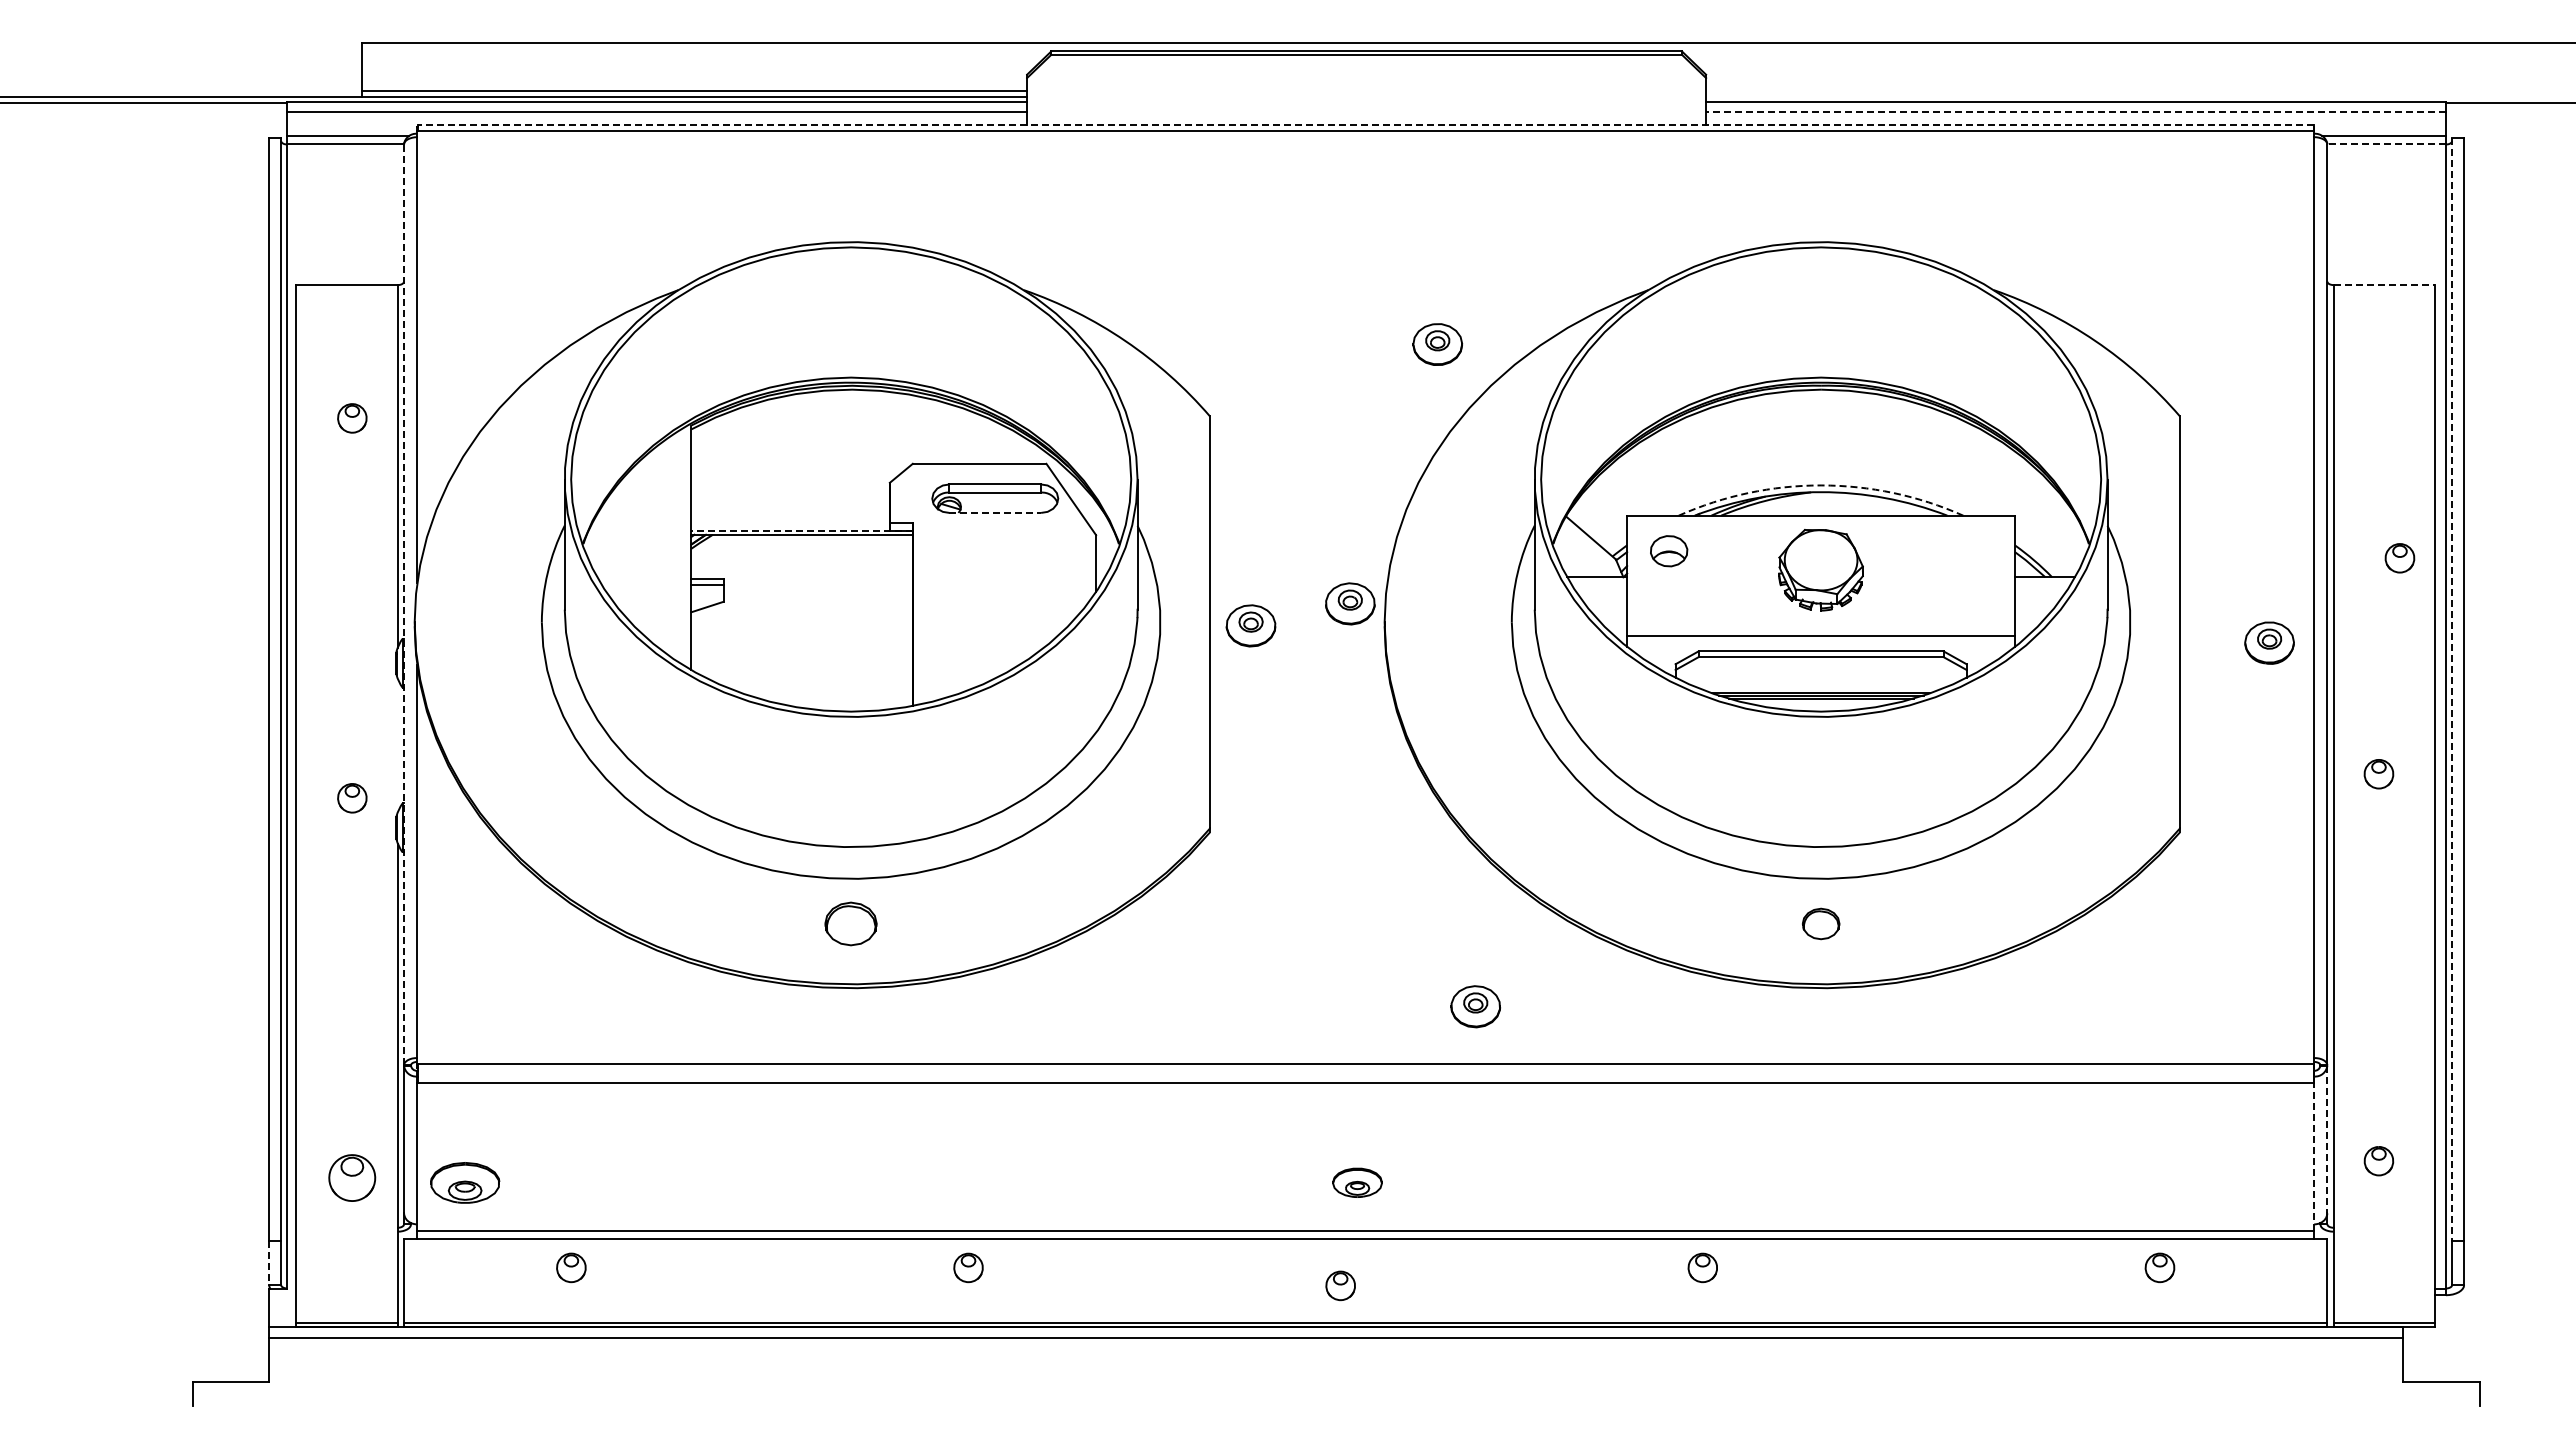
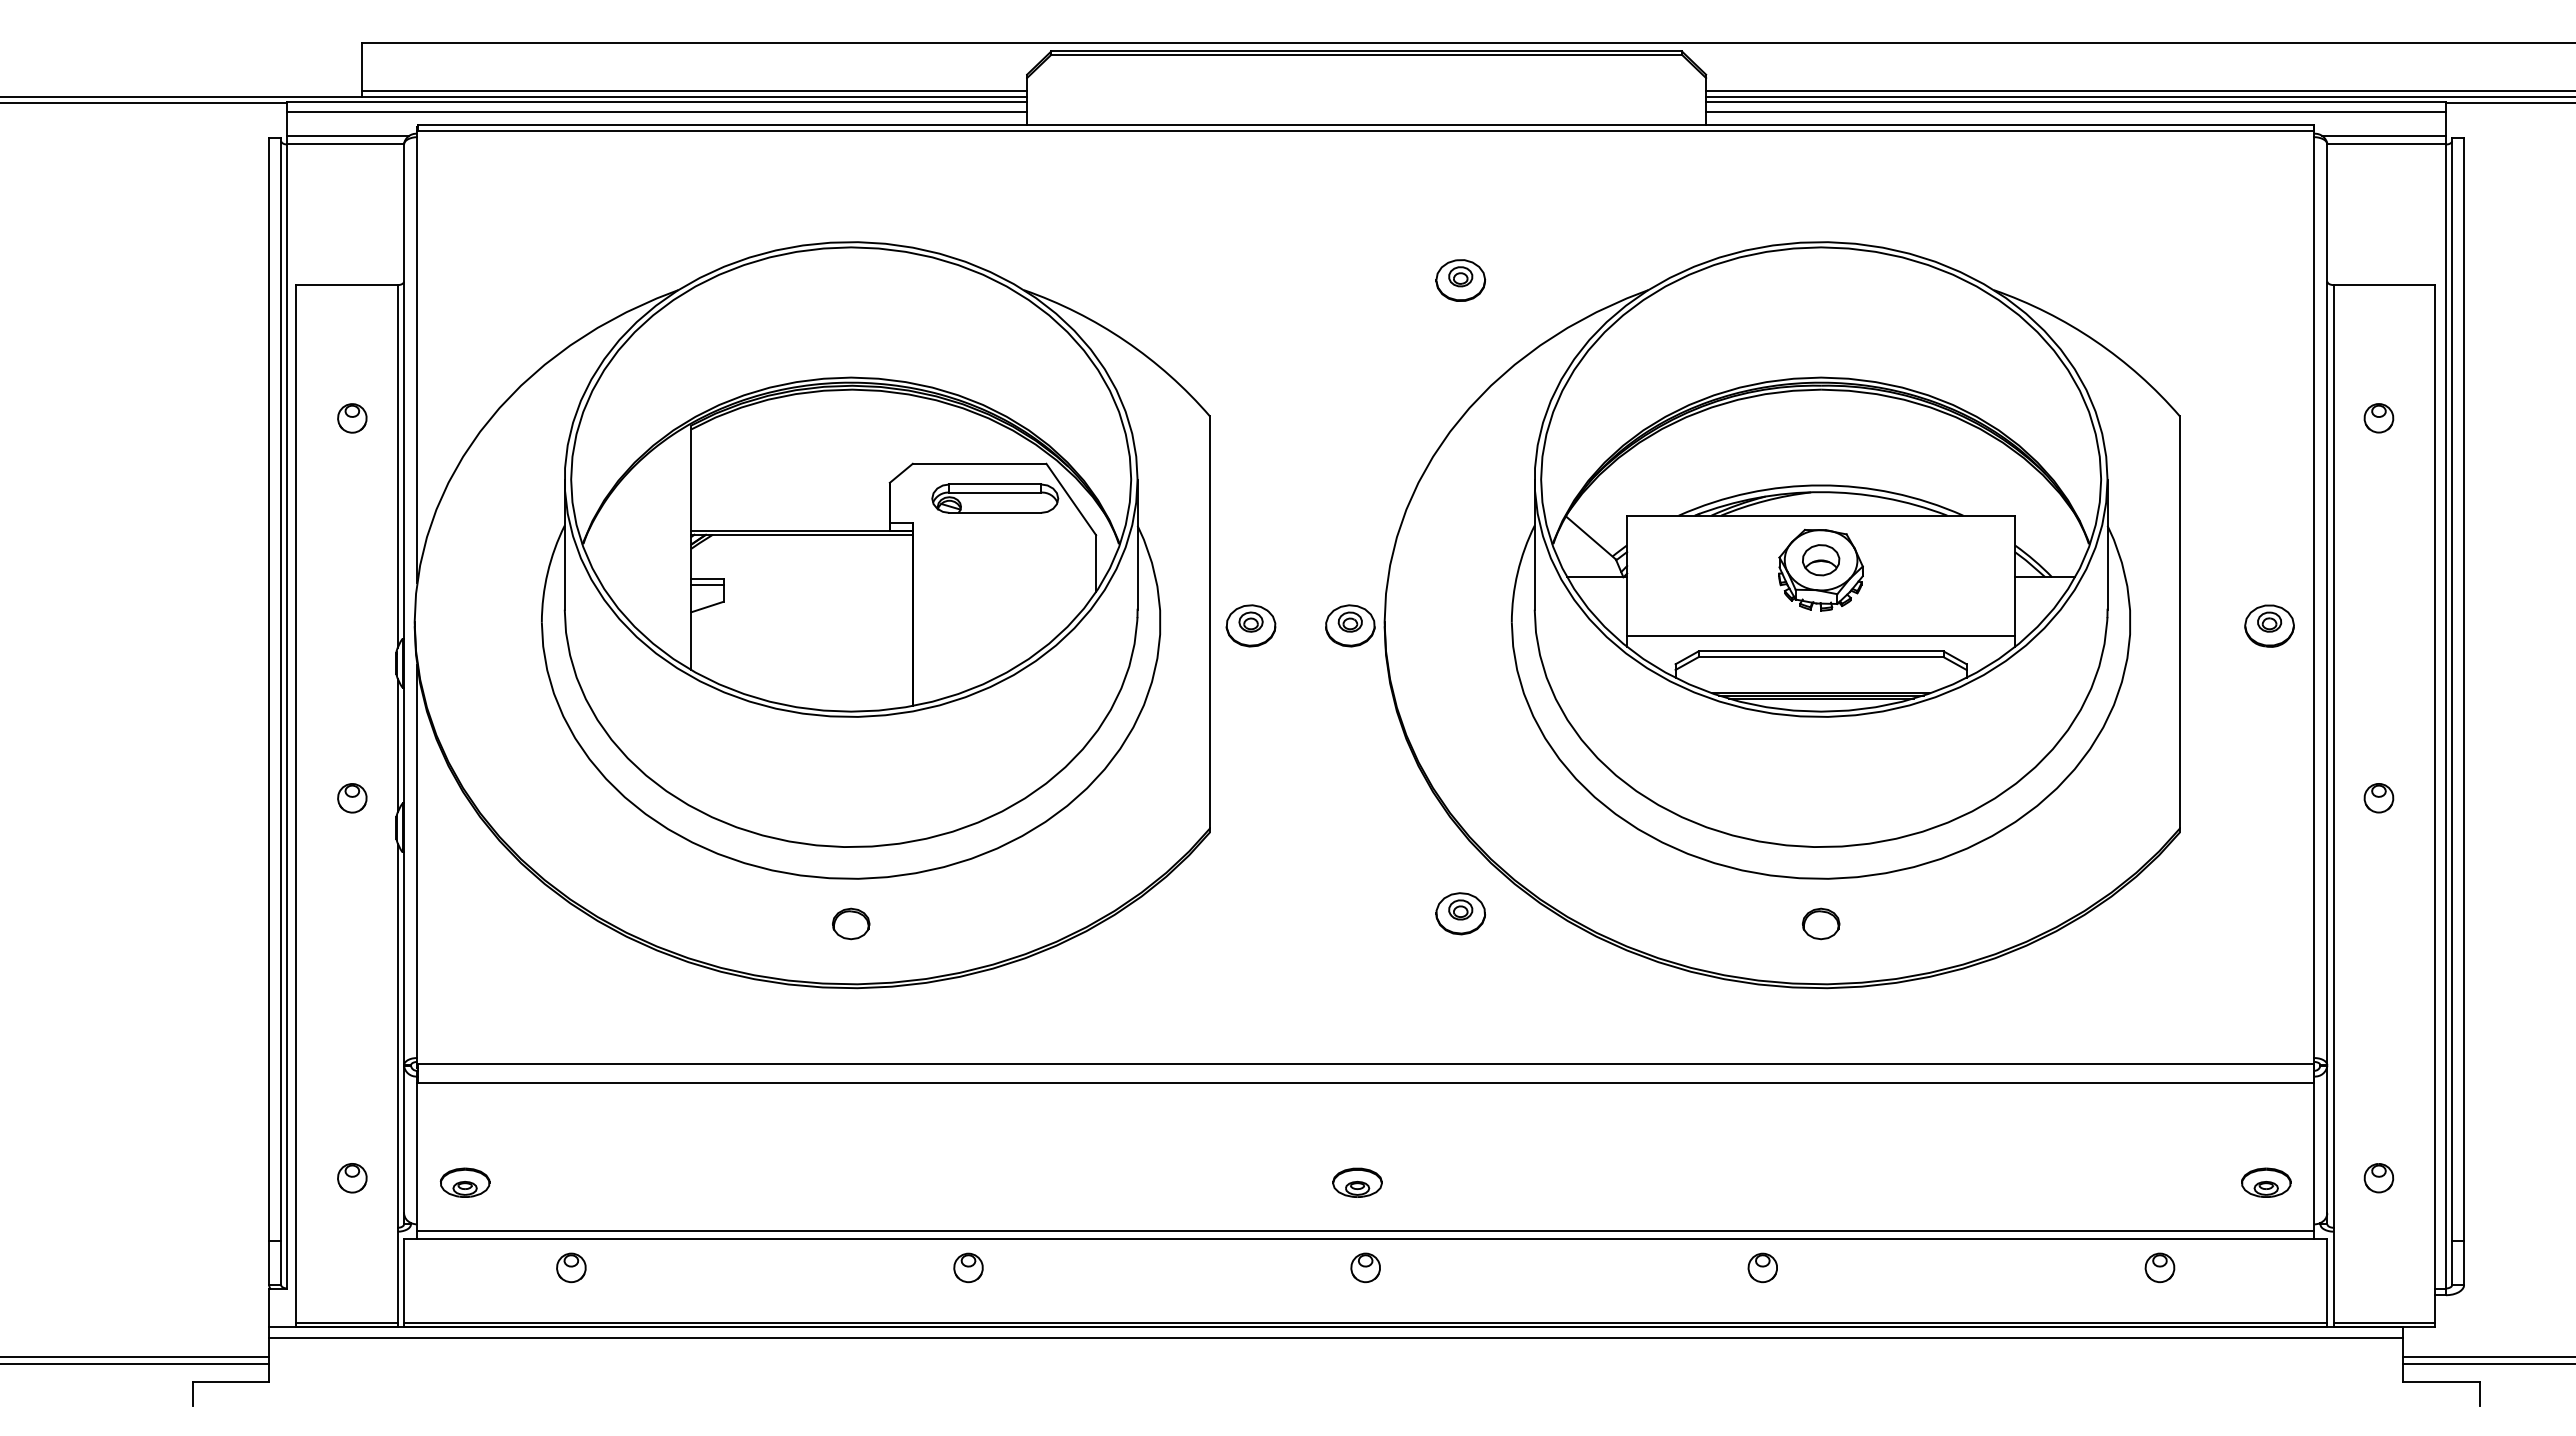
line: none -> present (2139, 91)
line: none -> present (2139, 96)
line: dashed -> solid (2076, 111)
line: dashed -> solid (1365, 124)
line: dashed -> solid (2386, 144)
line: dashed -> solid (2384, 285)
part position: (1437, 344) -> (1460, 280) (1460, 280)
arc: dashed -> solid (1821, 485)
line: dashed -> solid (995, 512)
line: dashed -> solid (802, 530)
part position: (1669, 551) -> (1821, 560) (1821, 560)
part position: (2399, 558) -> (2378, 418) (2378, 418)
part position: (1350, 603) -> (1350, 625) (1350, 625)
line: dashed -> solid (404, 604)
part position: (2269, 642) -> (2269, 625) (2269, 625)
line: dashed -> solid (2452, 689)
line: none -> present (397, 745)
part position: (2378, 774) -> (2378, 798) (2378, 798)
part size: 54x46 px -> 39x34 px (851, 923)
part position: (1475, 1006) -> (1460, 913) (1460, 913)
line: dashed -> solid (2327, 1139)
line: dashed -> solid (2314, 1156)
part position: (2378, 1161) -> (2378, 1178) (2378, 1178)
part size: 49x48 px -> 31x31 px (352, 1178)
part size: 71x42 px -> 52x31 px (464, 1182)
part: none -> present (2266, 1182)
line: dashed -> solid (269, 1263)
part position: (1702, 1267) -> (1762, 1267) (1762, 1267)
part position: (1340, 1285) -> (1365, 1267) (1365, 1267)
line: none -> present (135, 1356)
line: none -> present (2487, 1356)
line: none -> present (135, 1364)
line: none -> present (2487, 1364)
